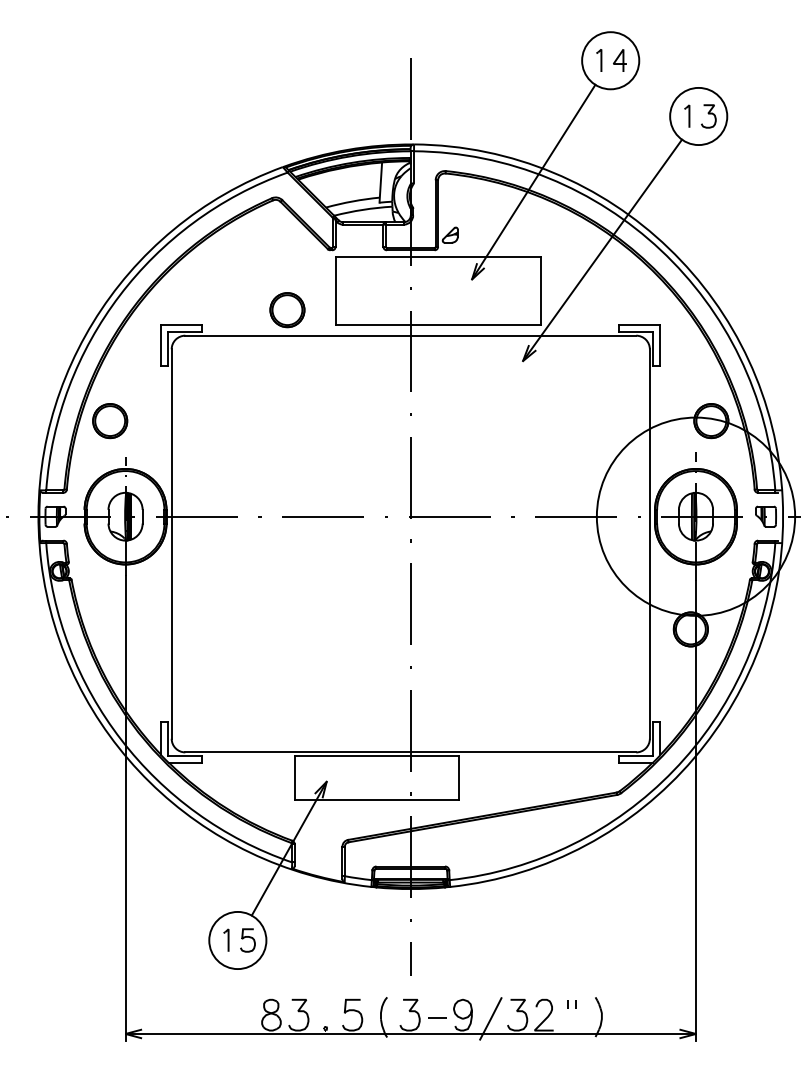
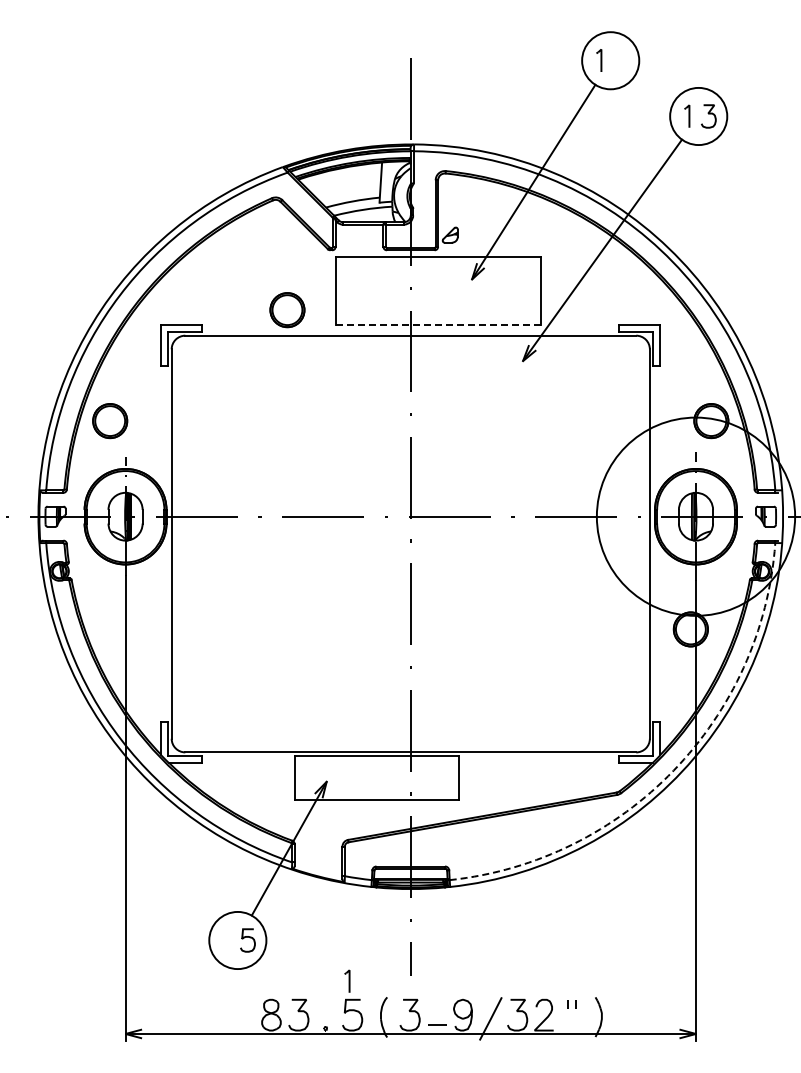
line: present -> none (617, 60)
line: solid -> dashed (437, 325)
arc: solid -> dashed (673, 770)
part position: (226, 939) -> (347, 980) (347, 980)
line position: (437, 1017) -> (437, 1024) (437, 1024)
